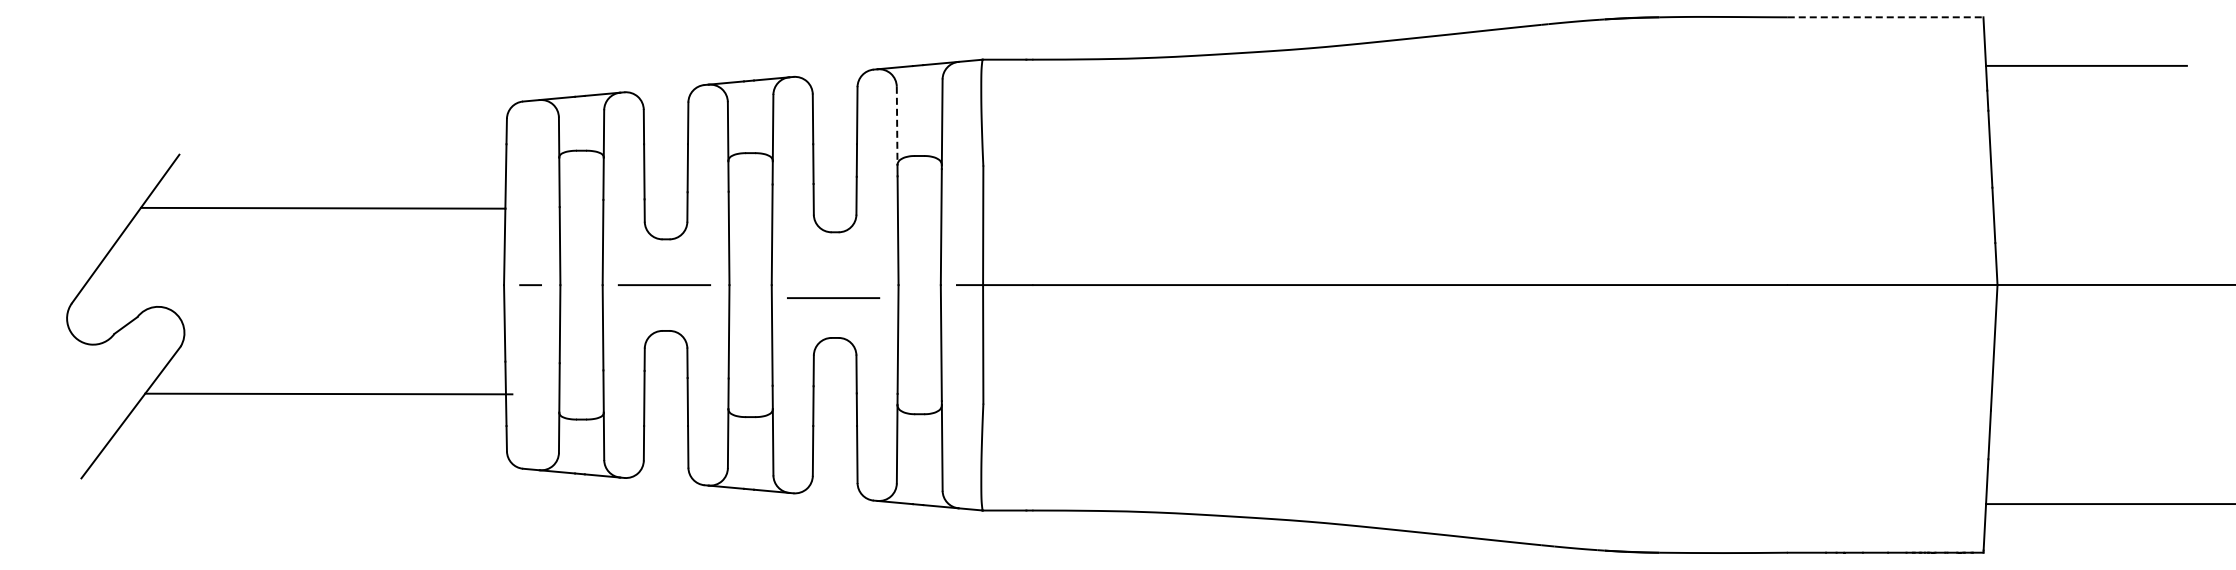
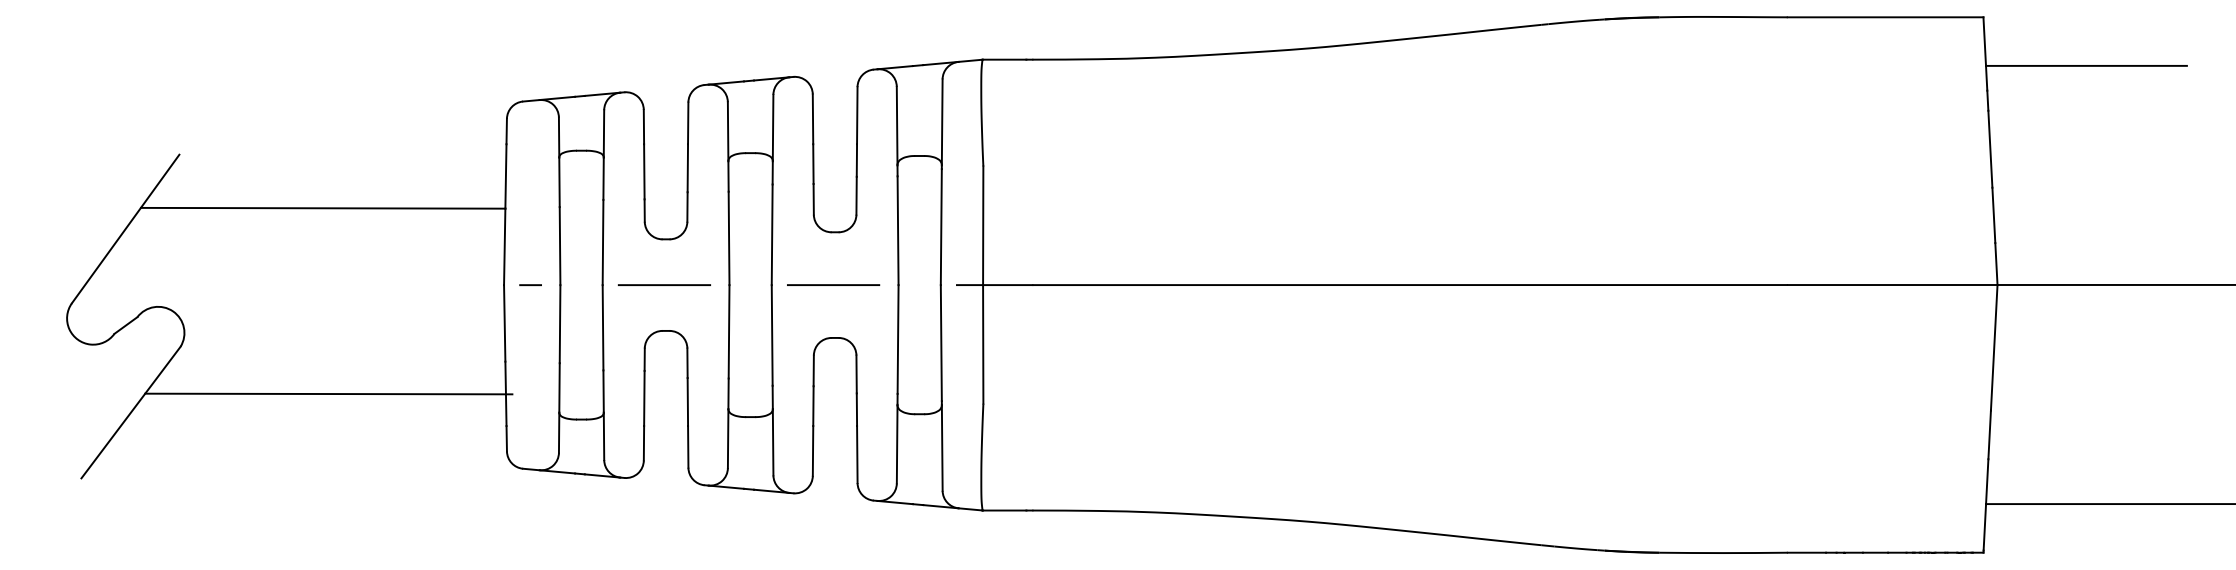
line: dashed -> solid (1885, 17)
line: dashed -> solid (897, 126)
line position: (833, 297) -> (833, 284) (833, 284)
